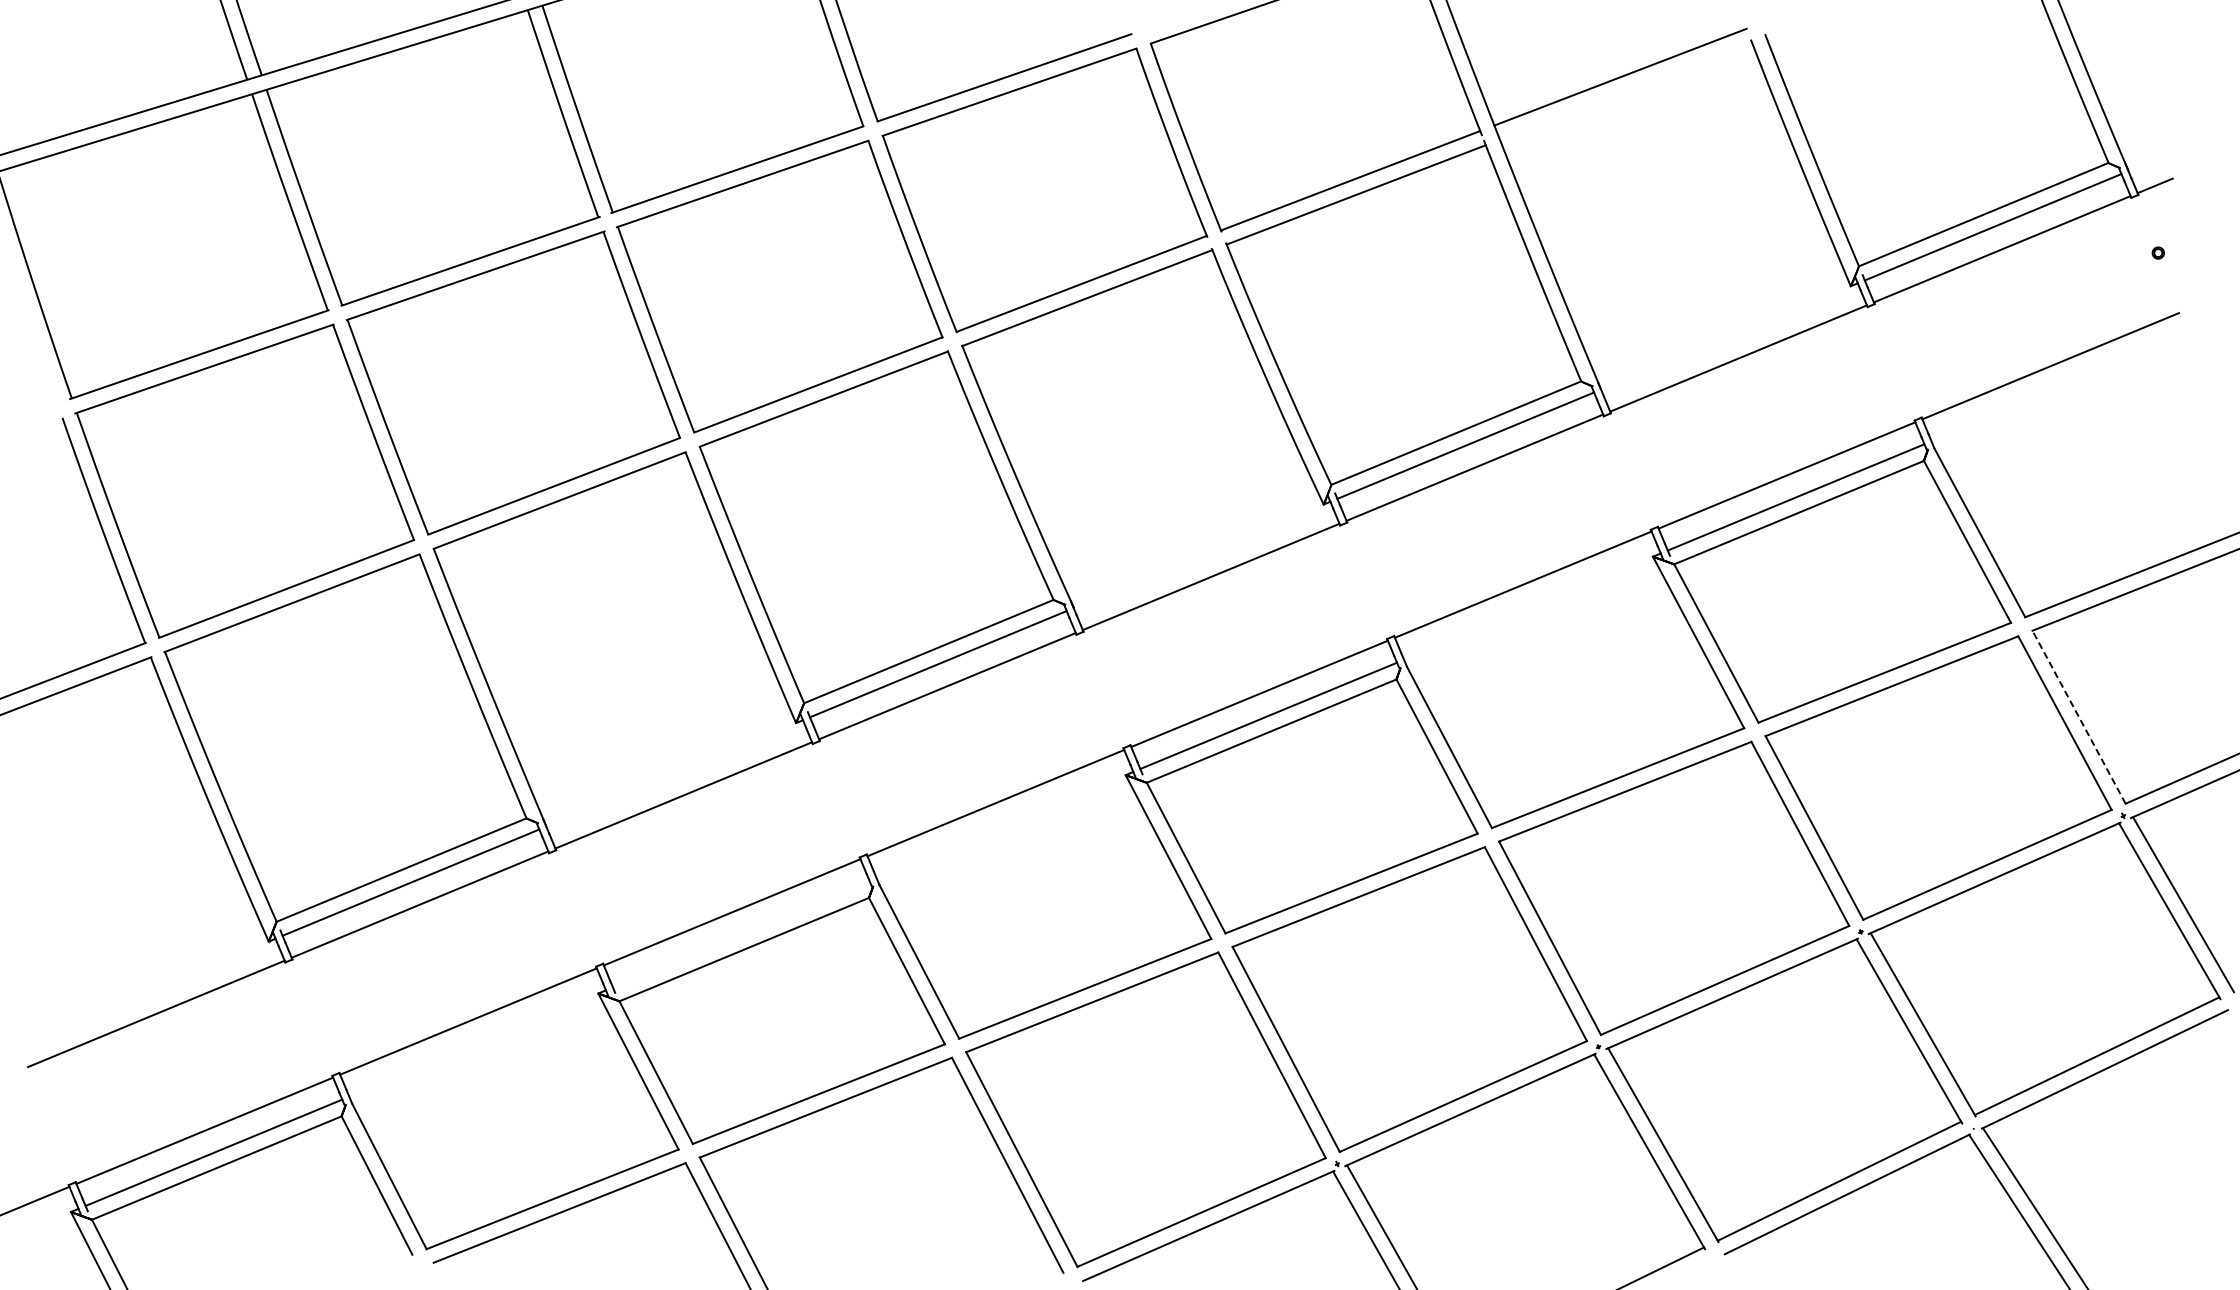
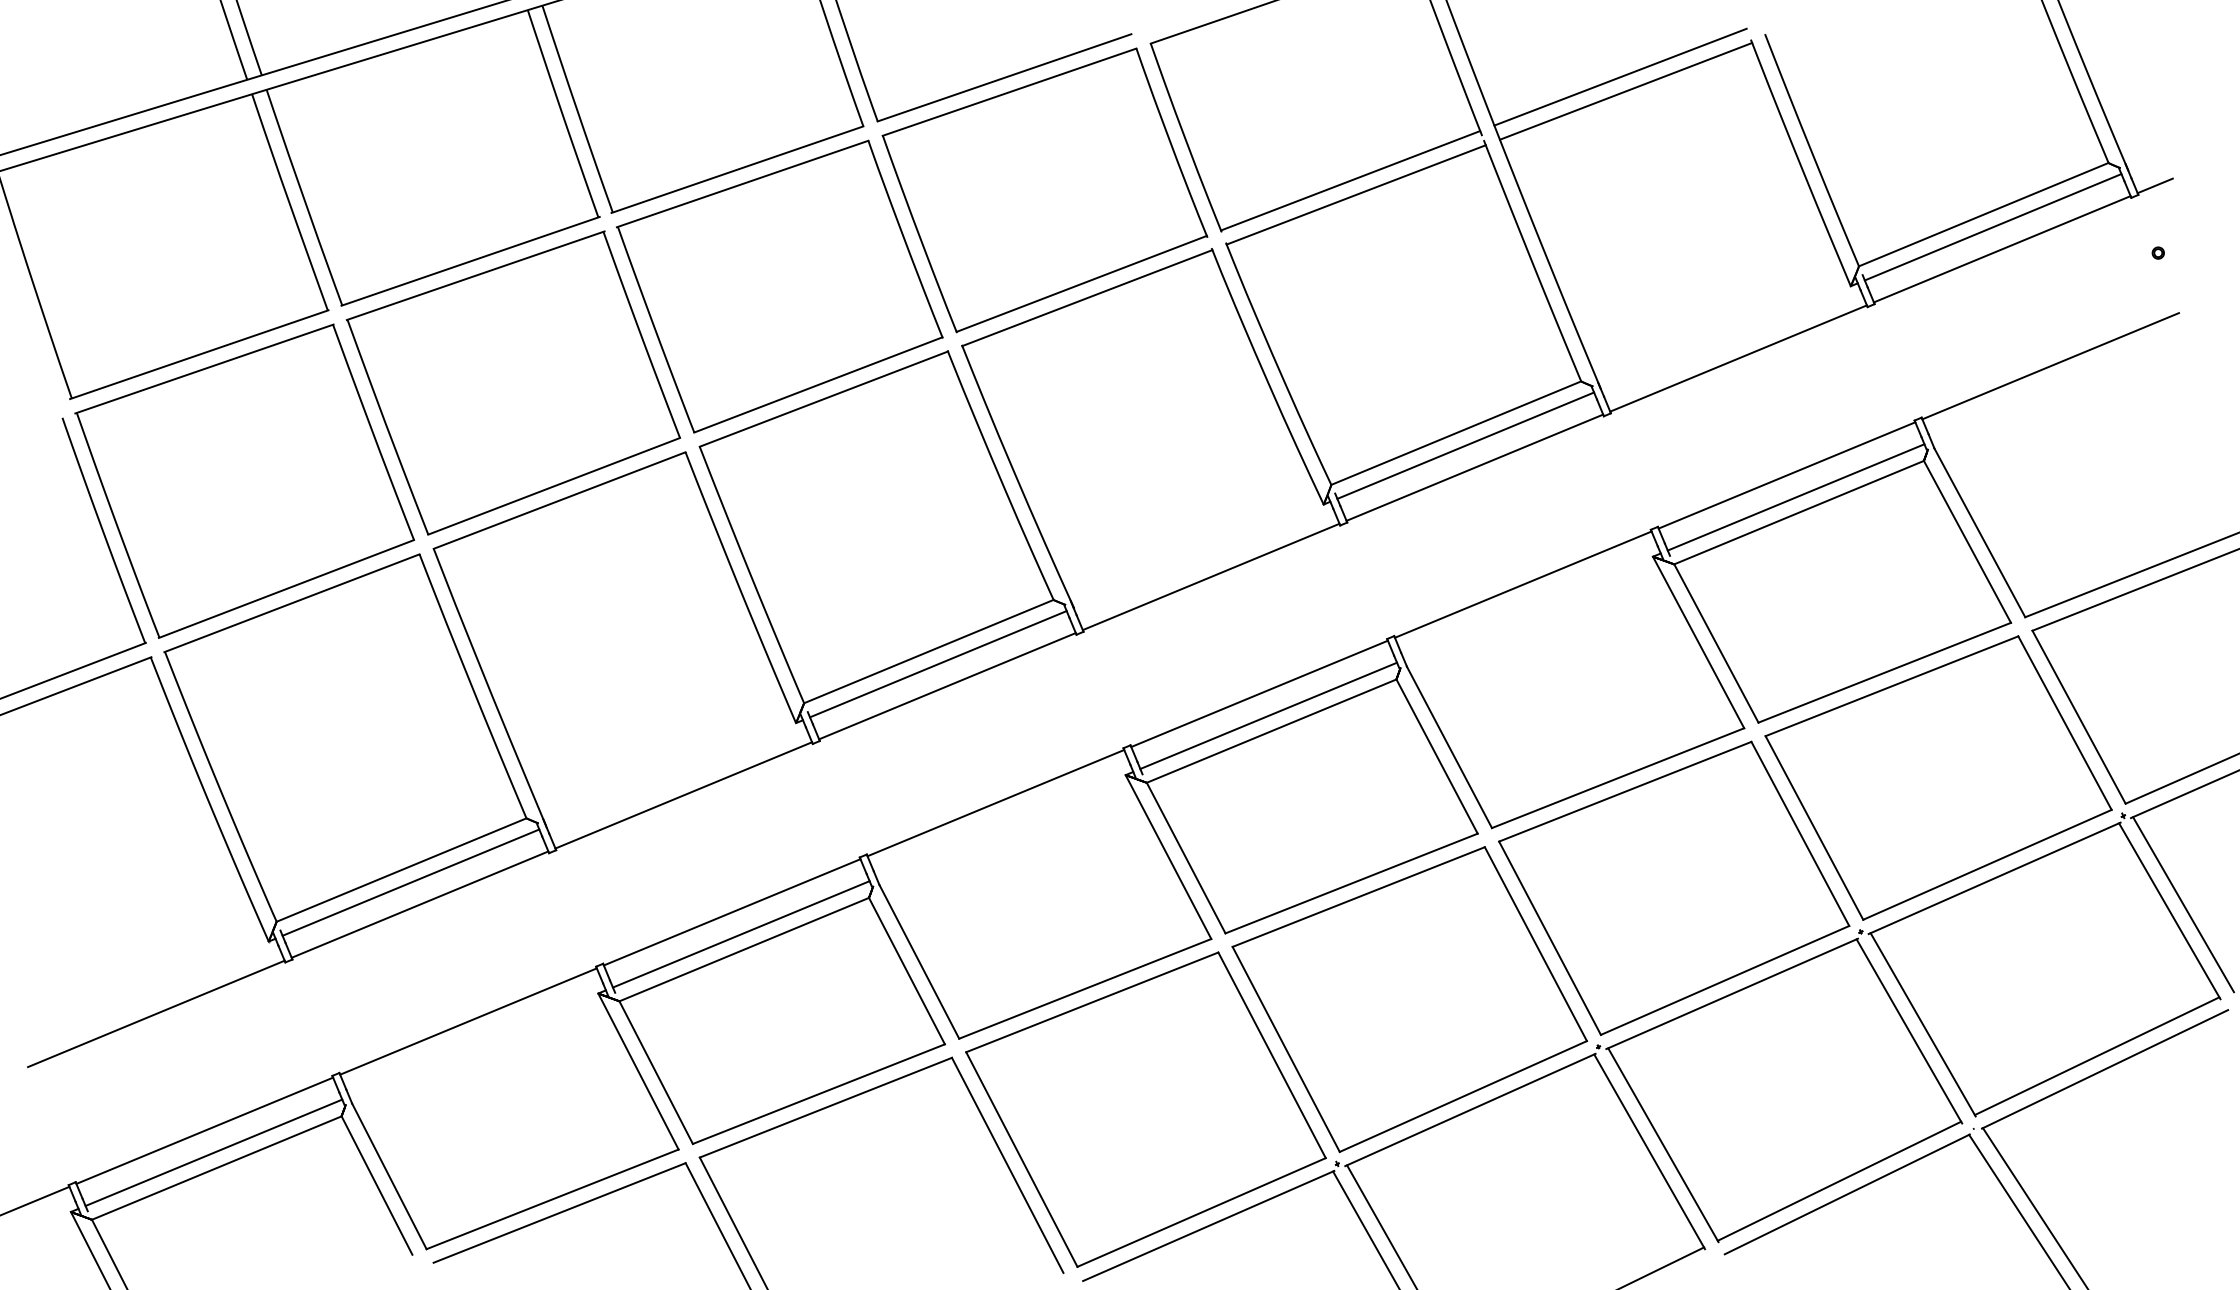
line: none -> present (1625, 90)
line: dashed -> solid (2078, 716)
line: none -> present (740, 934)
